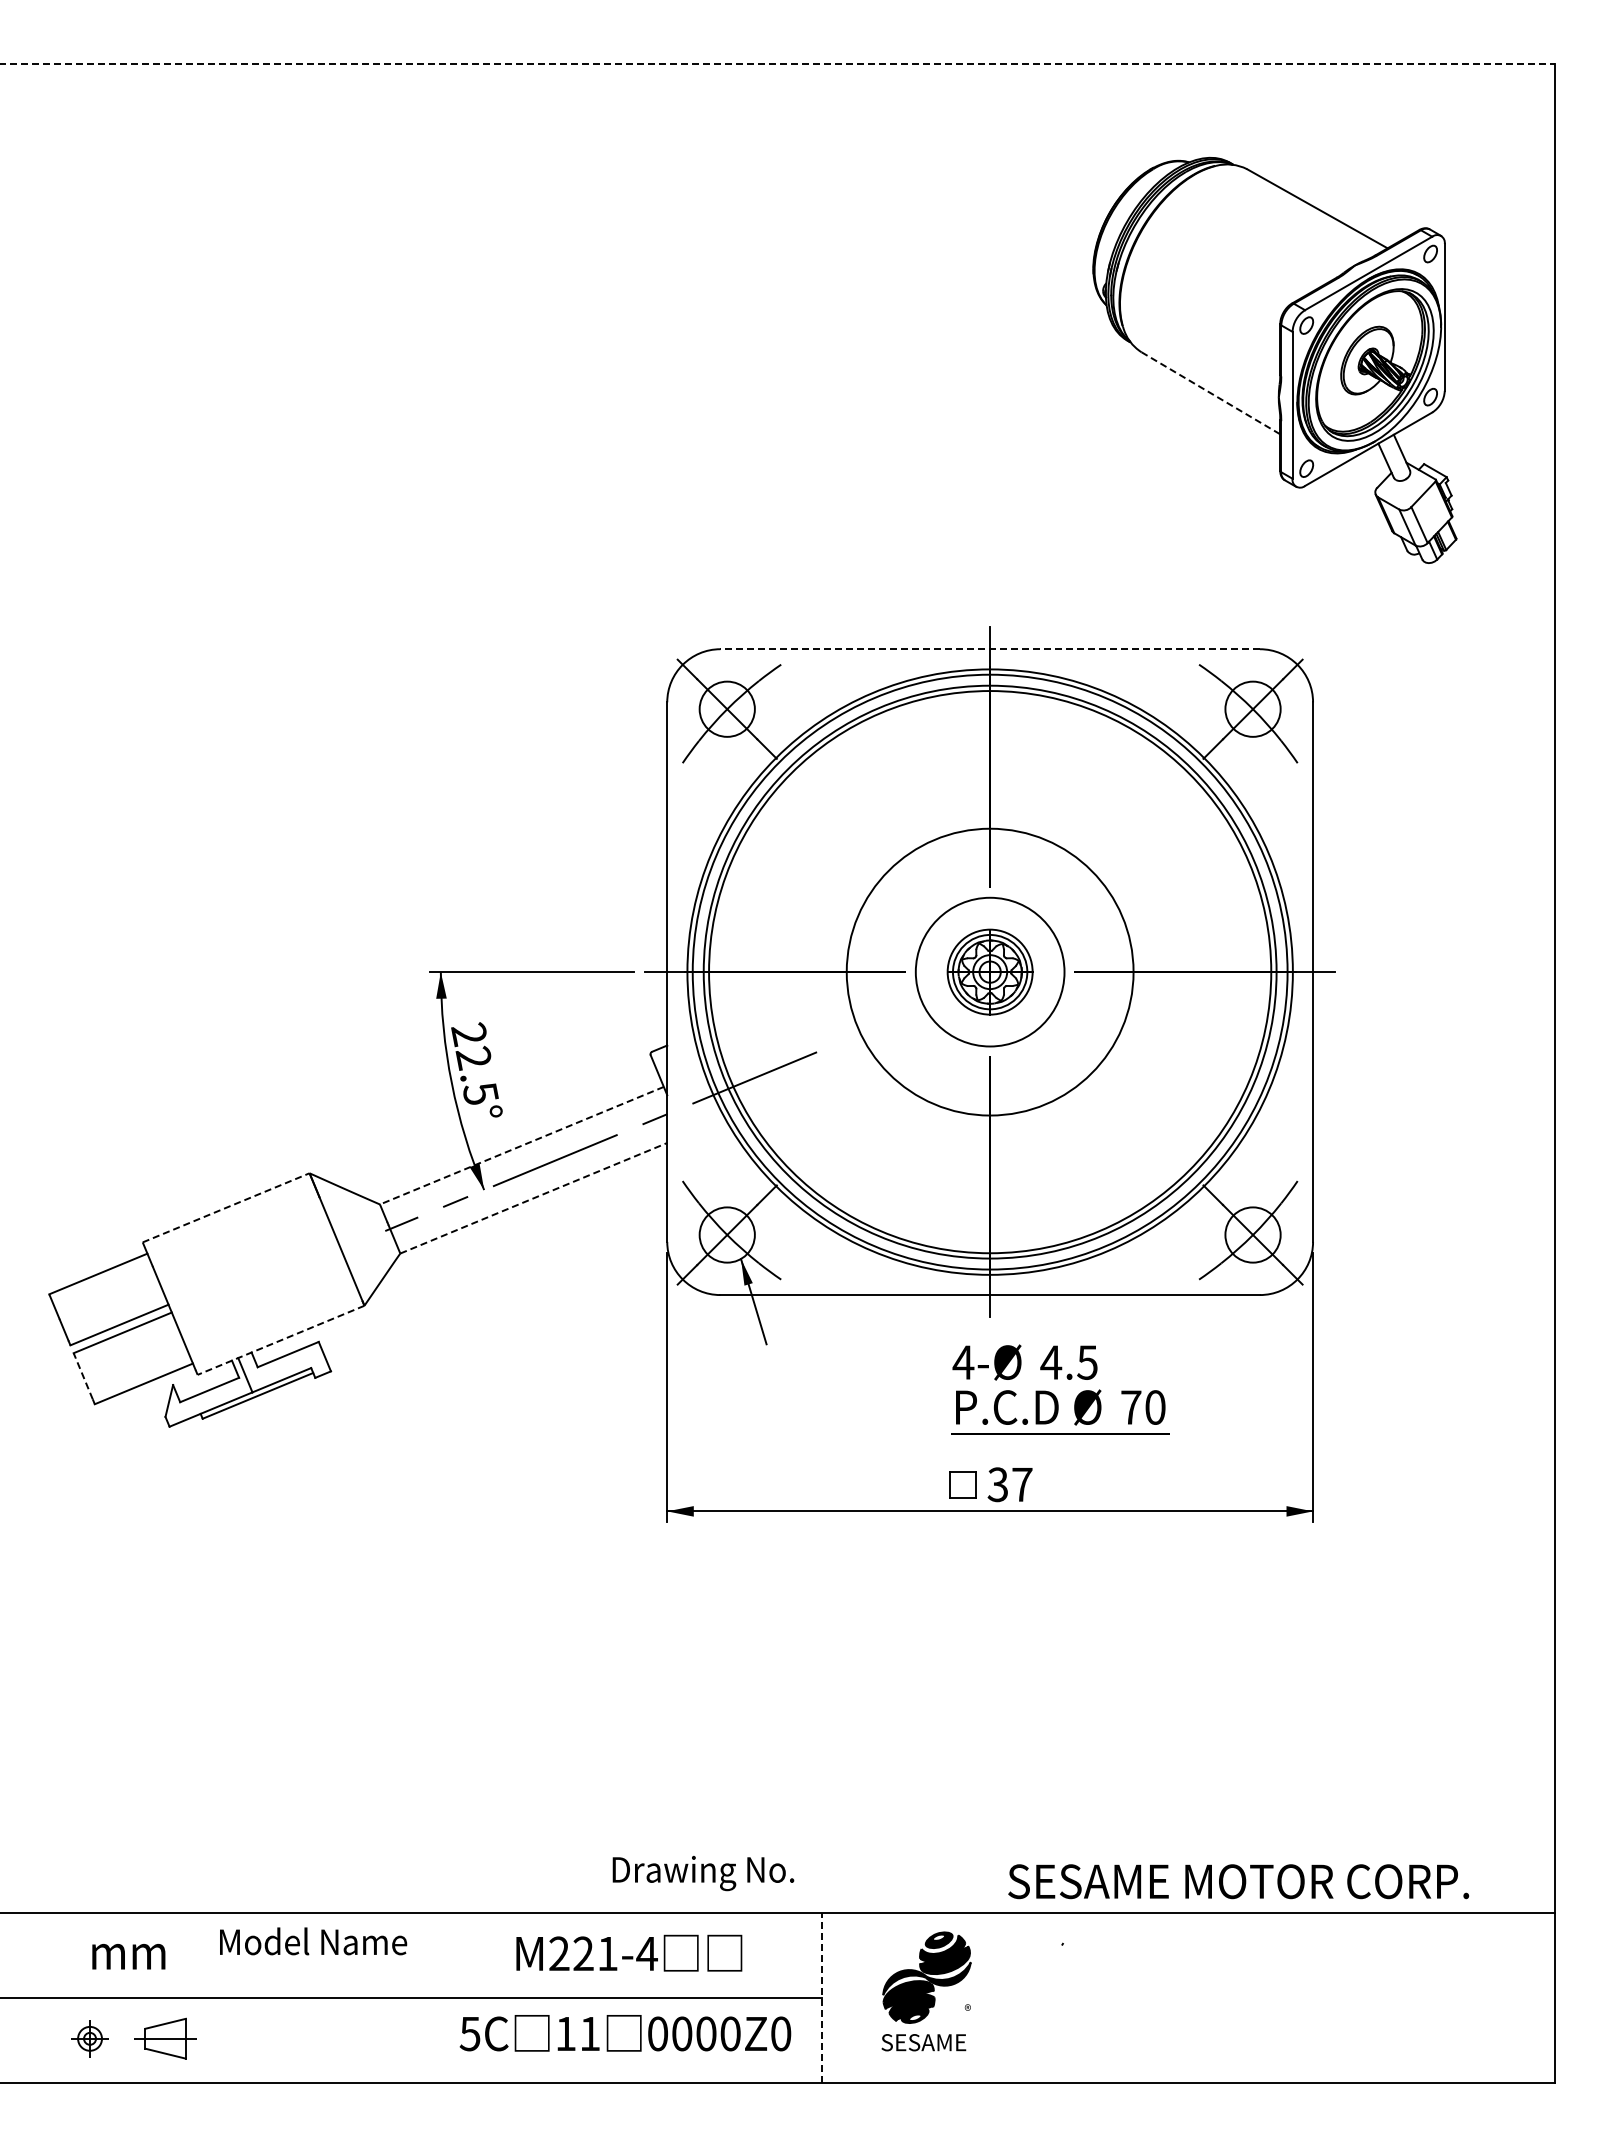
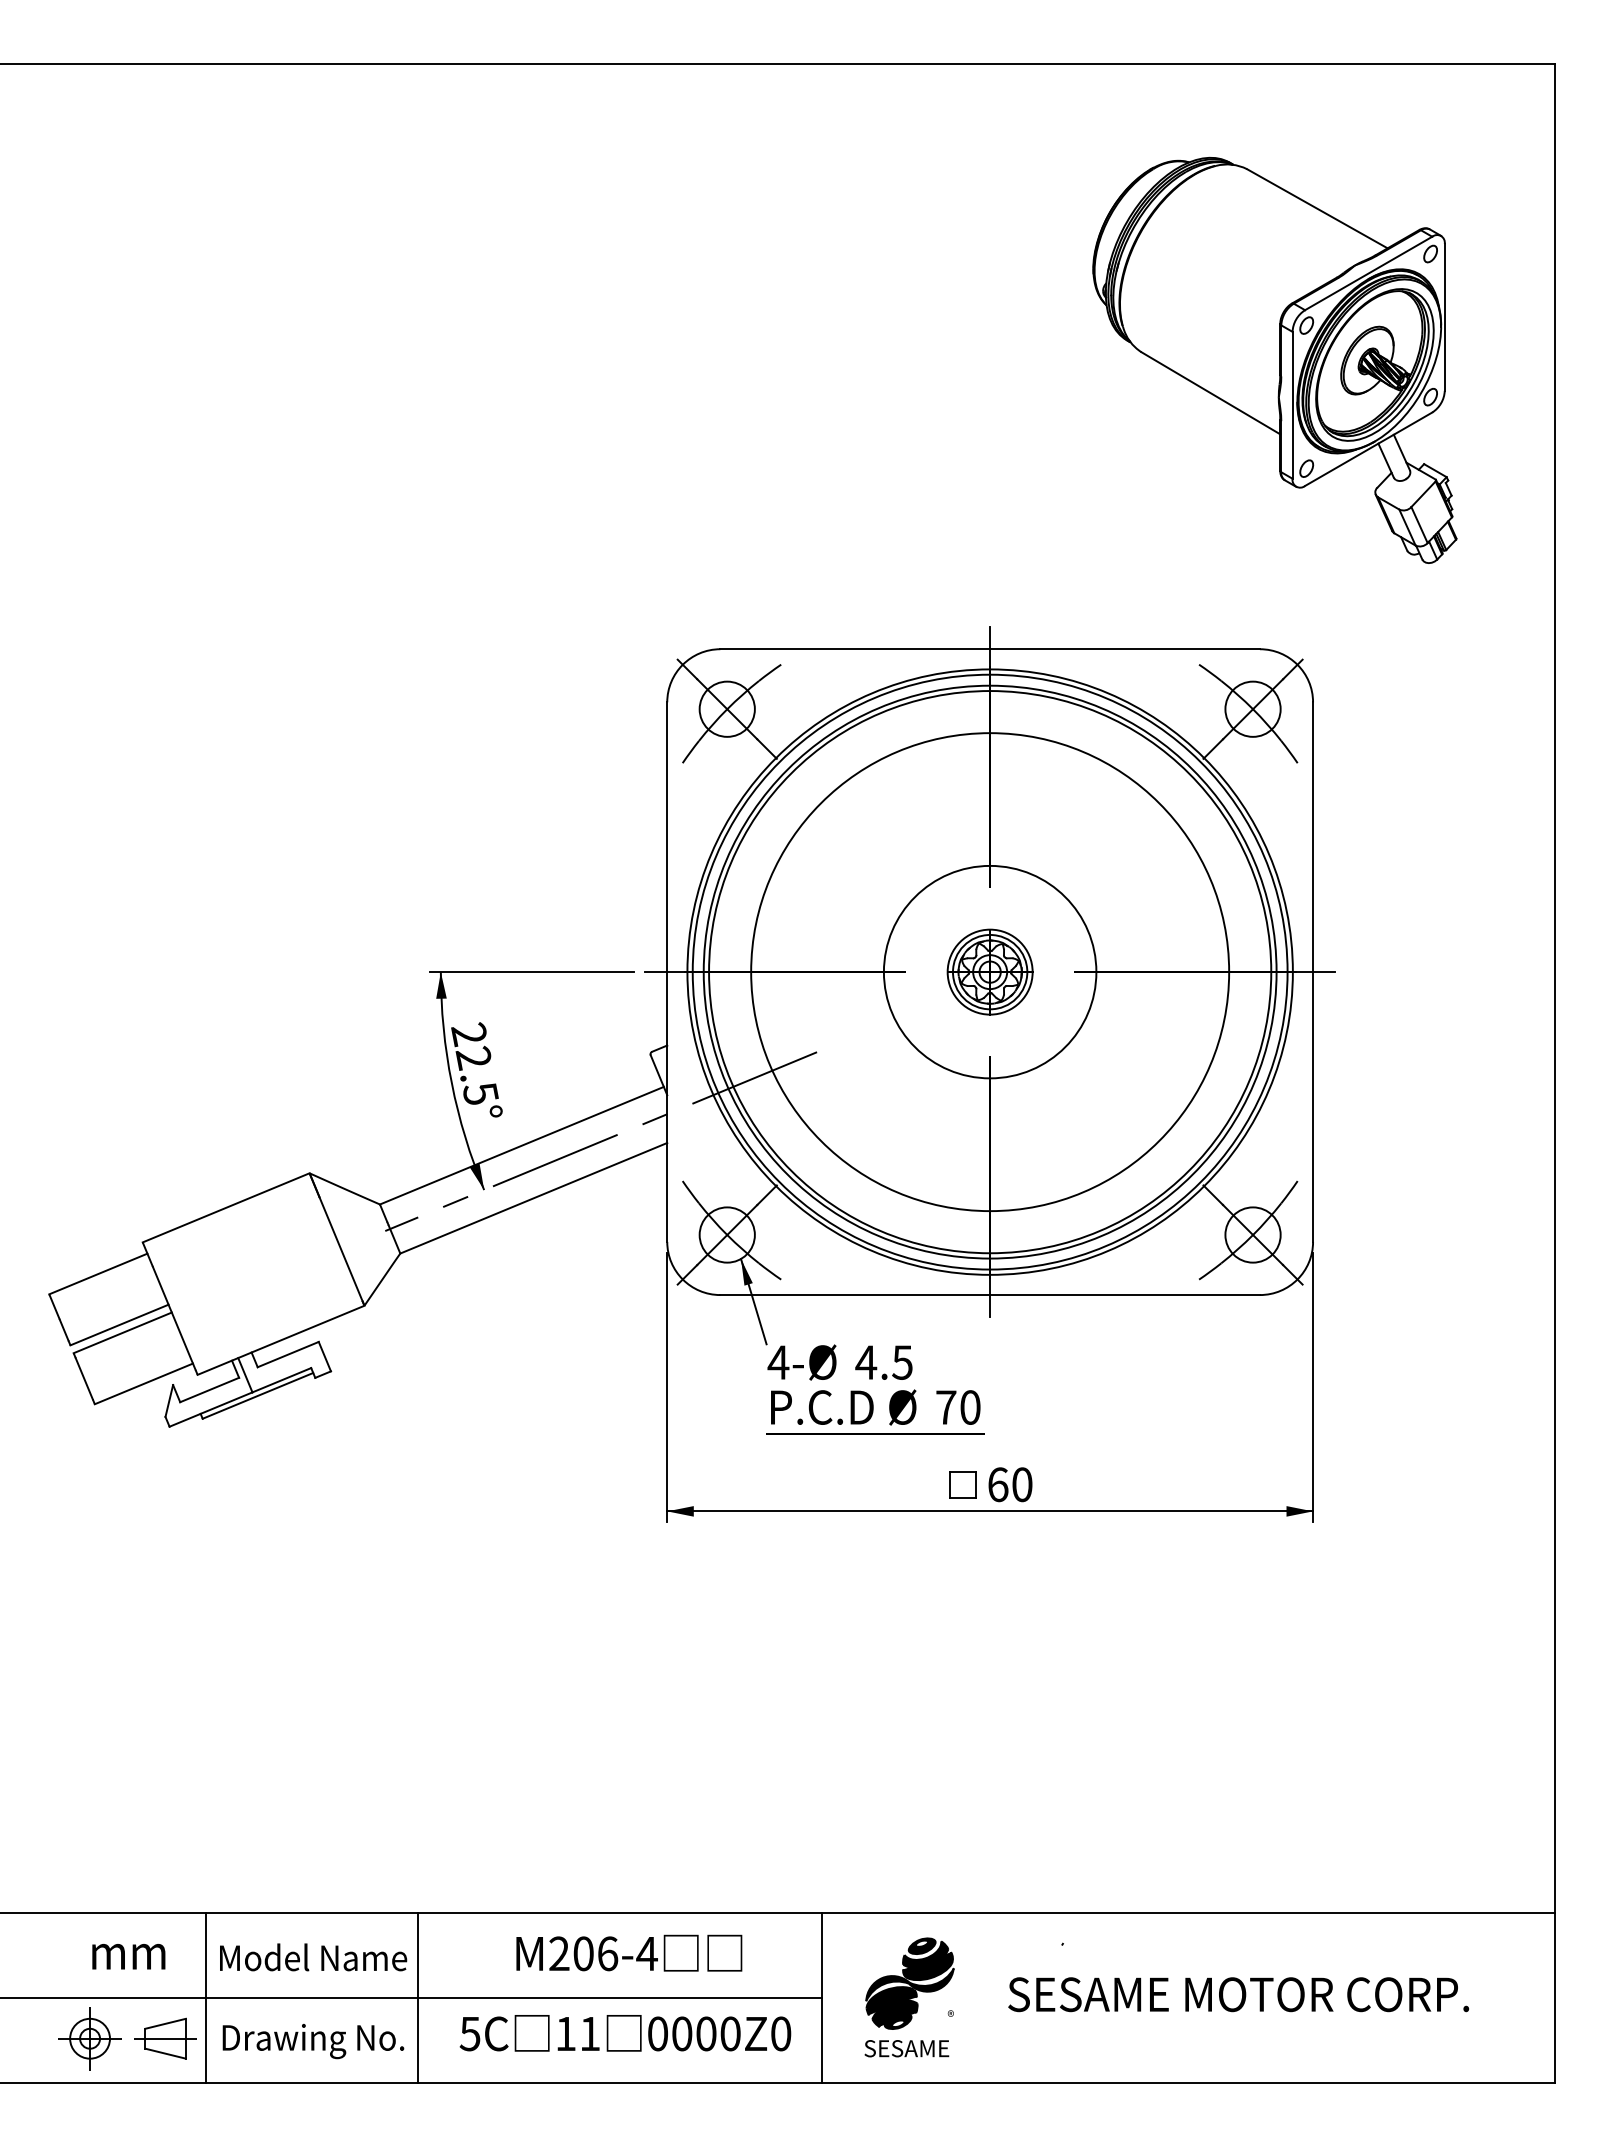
line: dashed -> solid (778, 64)
line: dashed -> solid (1210, 393)
line: dashed -> solid (990, 649)
circle diameter: 149 px -> 212 px (989, 971)
circle diameter: 287 px -> 478 px (990, 972)
line: dashed -> solid (521, 1145)
line: dashed -> solid (534, 1198)
line: dashed -> solid (226, 1207)
line: dashed -> solid (280, 1340)
line: dashed -> solid (84, 1378)
part position: (1054, 1394) -> (869, 1394) (869, 1394)
text: 37 -> 60 (1009, 1484)
text position: (703, 1873) -> (313, 2041) (313, 2041)
text position: (1238, 1881) -> (1238, 1994) (1238, 1994)
text position: (313, 1941) -> (313, 1957) (313, 1957)
text: M221-4 -> M206-4 (595, 1953)
part position: (926, 1991) -> (909, 1997) (909, 1997)
line: none -> present (206, 1997)
line: none -> present (418, 1997)
line: dashed -> solid (822, 1997)
part size: 38x38 px -> 64x64 px (89, 2038)
